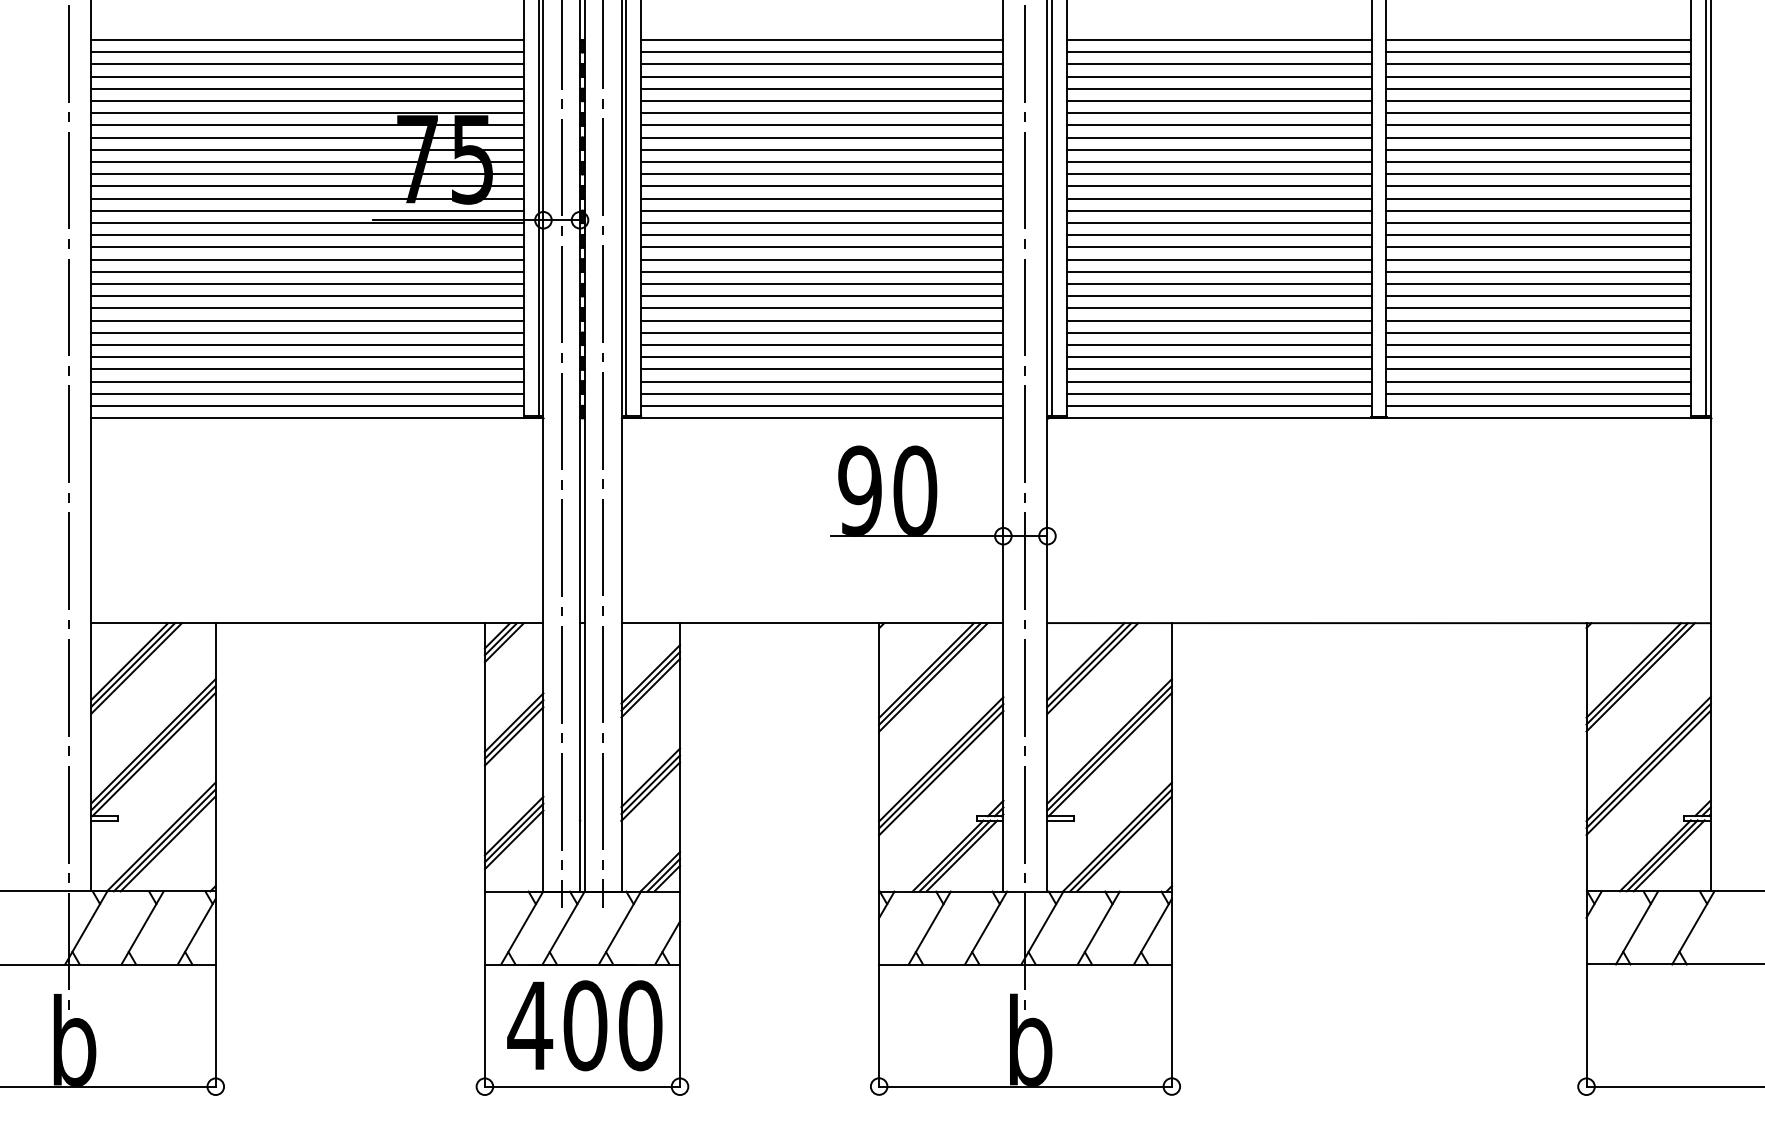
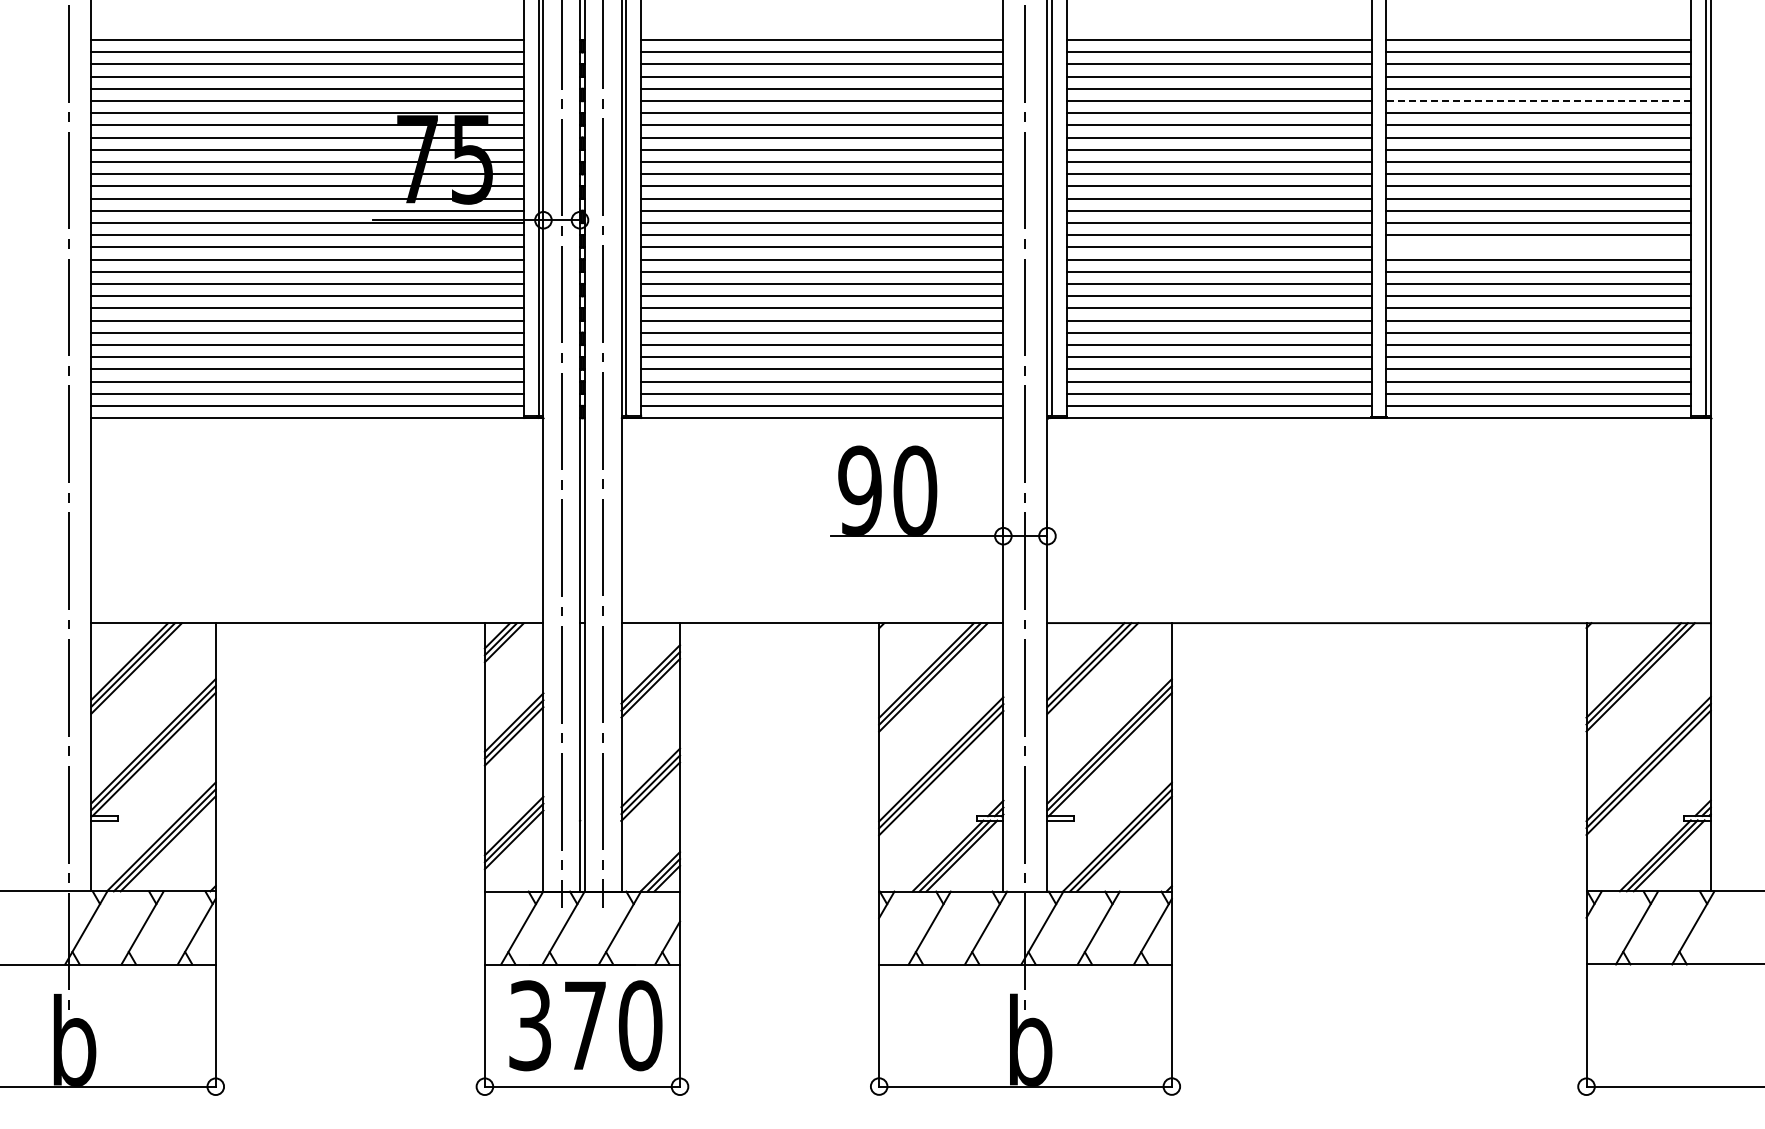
line: solid -> dashed (1538, 101)
line: present -> none (1538, 247)
text: 400 -> 370 (557, 1025)
